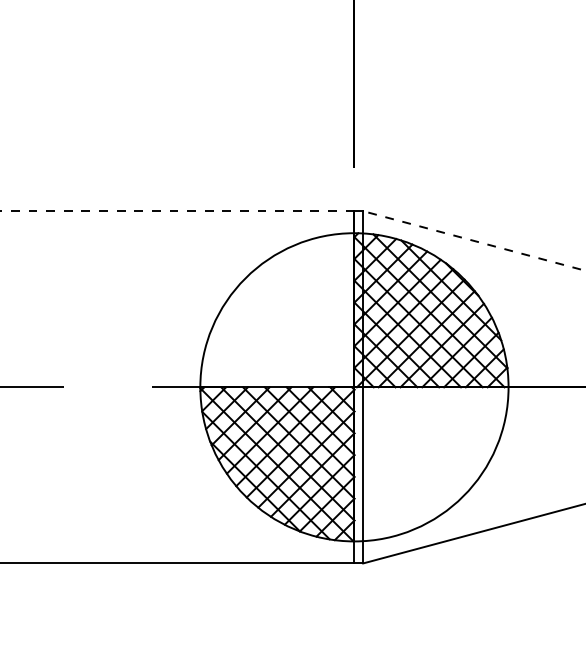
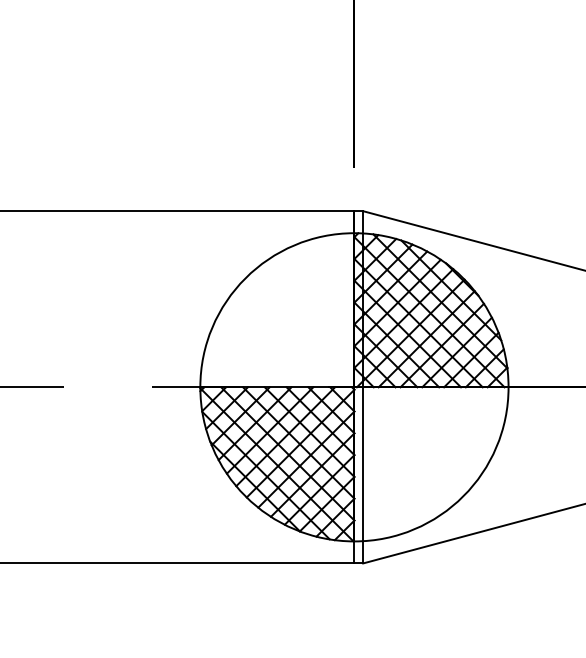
line: dashed -> solid (177, 211)
line: dashed -> solid (474, 240)
